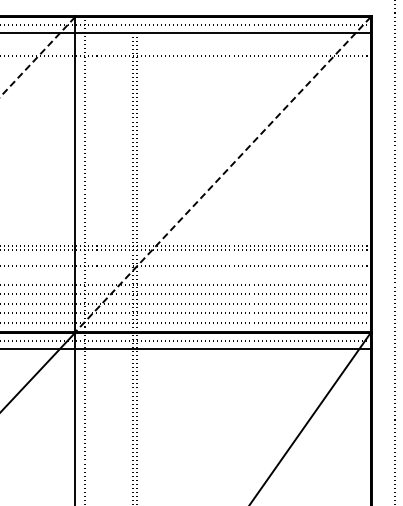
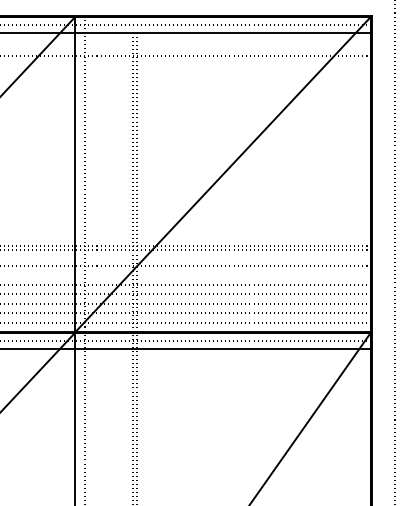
line: dashed -> solid (37, 57)
line: dashed -> solid (222, 175)
